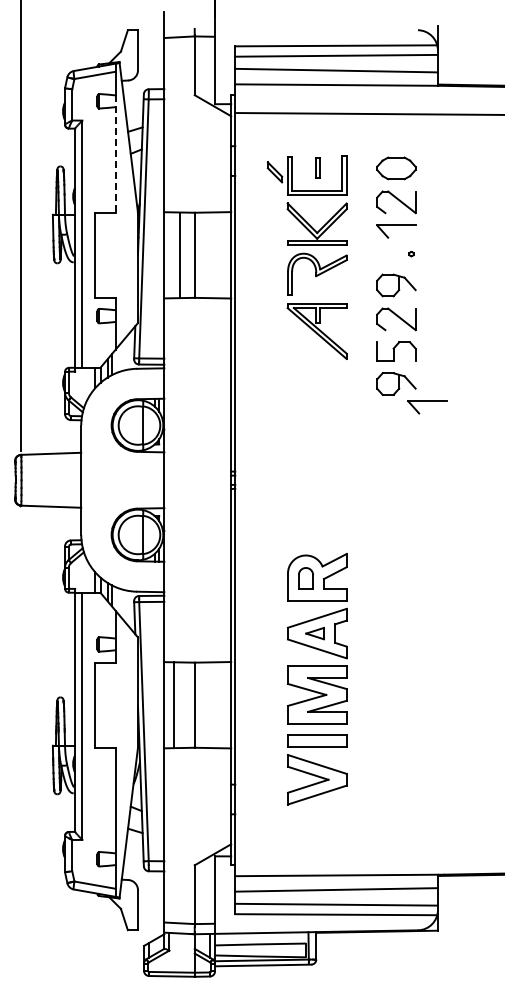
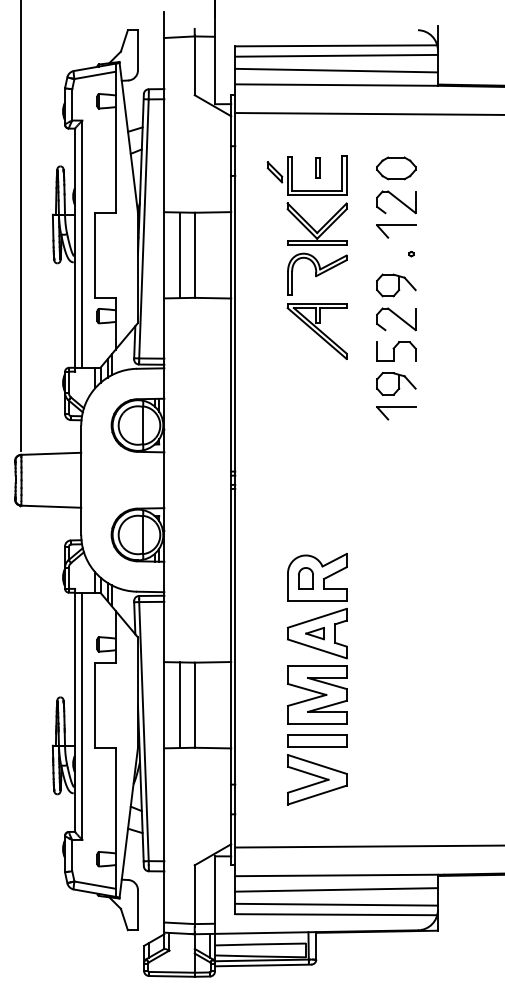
line: dashed -> solid (115, 154)
part position: (427, 407) -> (396, 413) (396, 413)
line position: (174, 705) -> (180, 705) (180, 705)
line: none -> present (368, 846)
